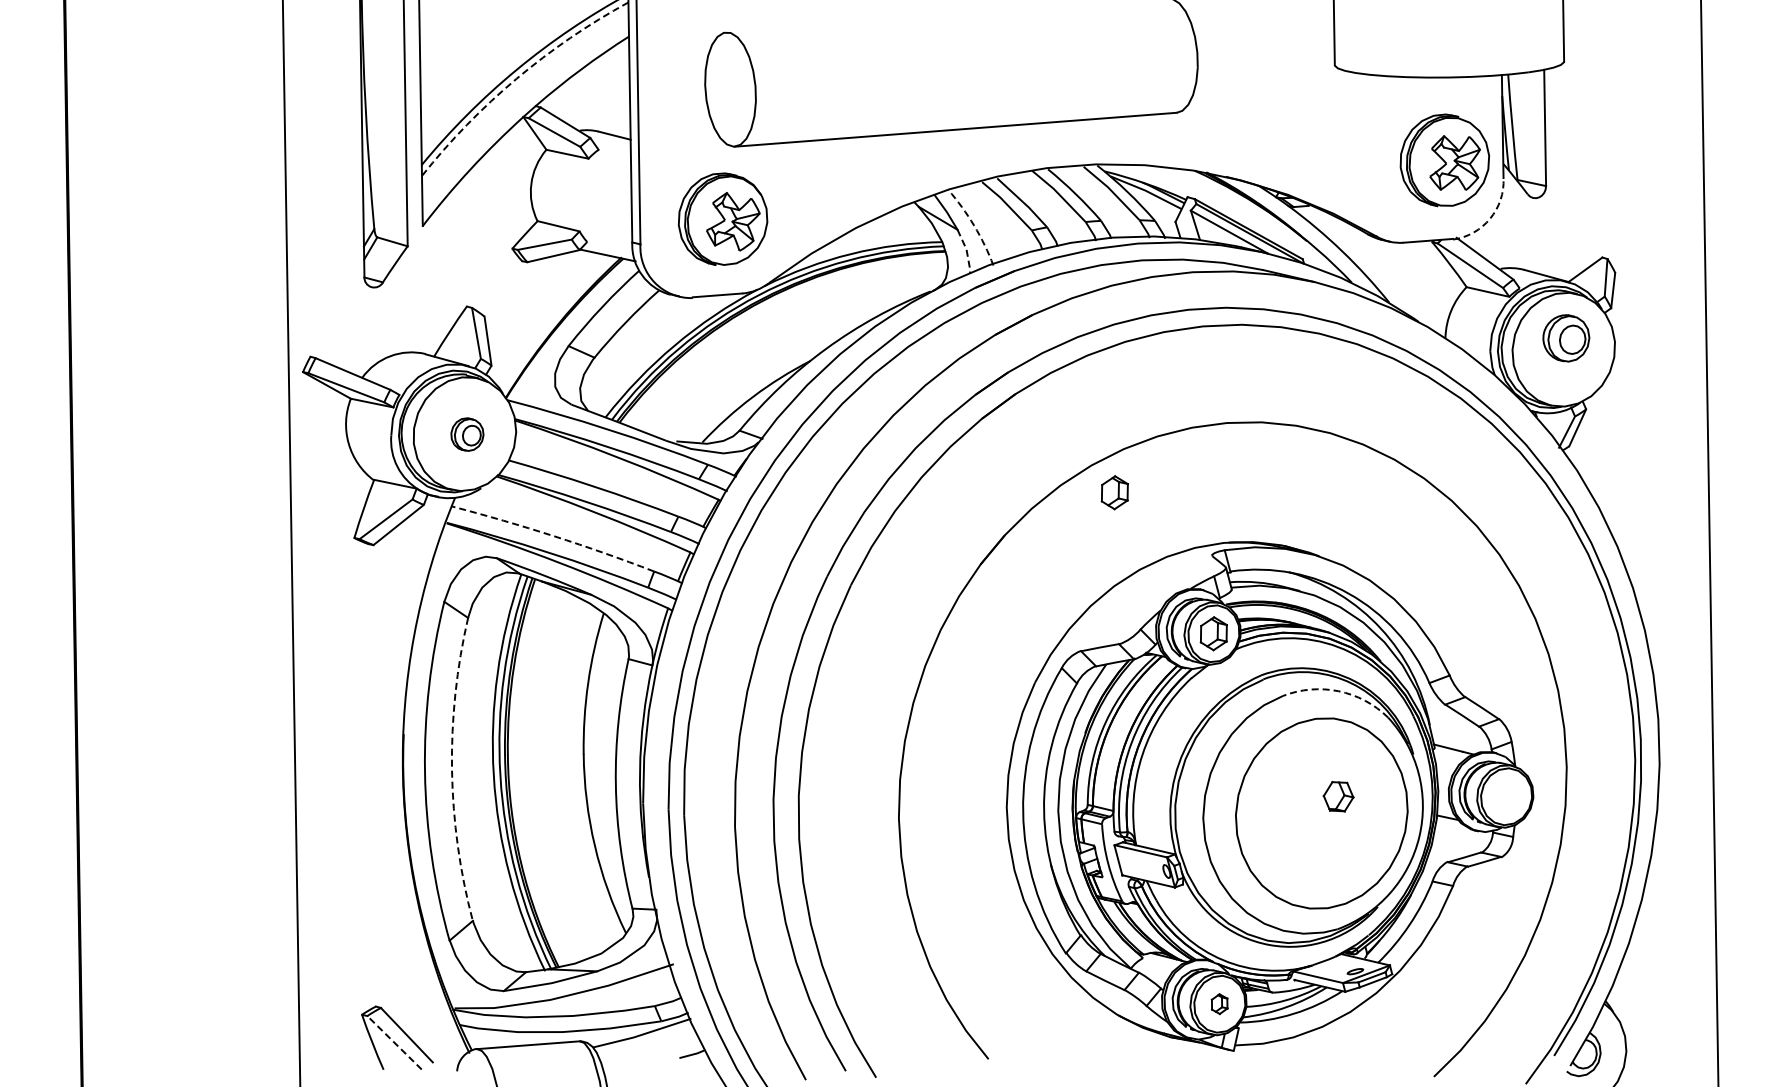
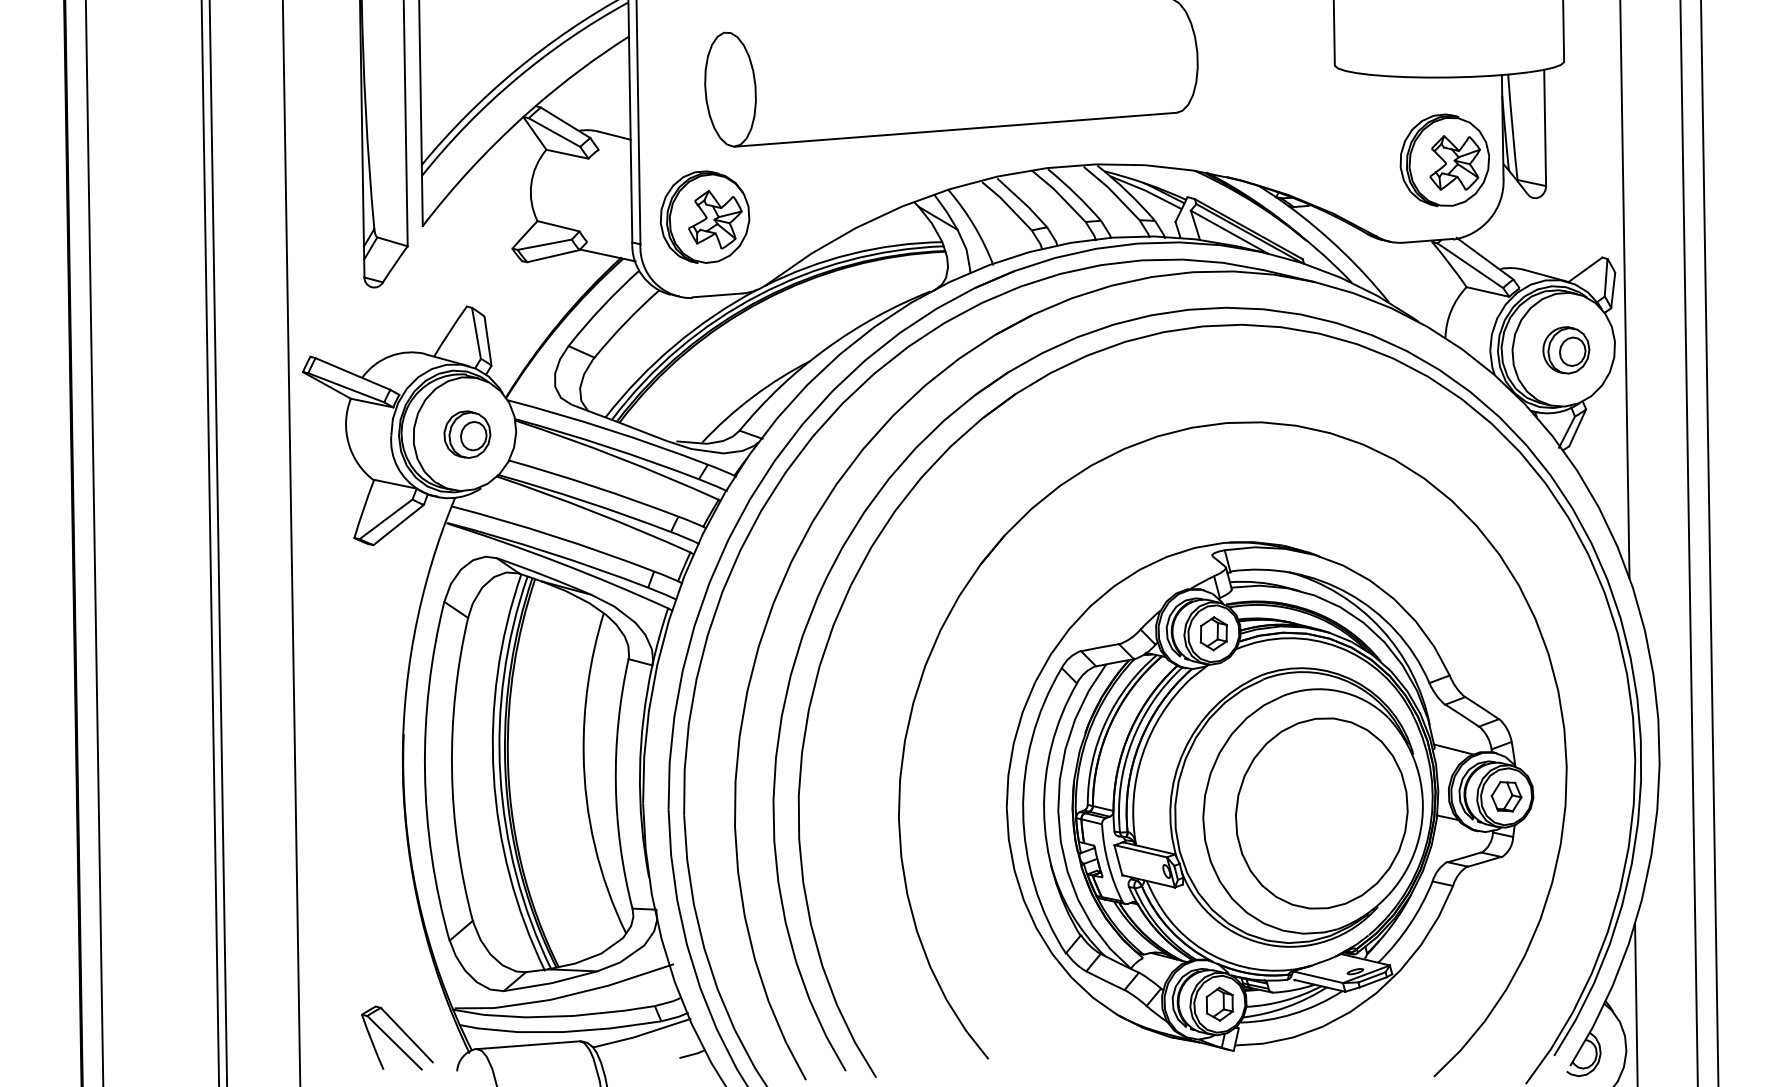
arc: dashed -> solid (516, 78)
part position: (722, 218) -> (704, 216) (704, 216)
arc: dashed -> solid (1490, 218)
arc: dashed -> solid (974, 225)
line: dashed -> solid (966, 251)
line: none -> present (1624, 289)
part position: (1566, 338) -> (1566, 350) (1566, 350)
part size: 35x35 px -> 49x49 px (467, 434)
part: present -> none (1114, 492)
arc: dashed -> solid (554, 536)
line: none -> present (94, 542)
line: none -> present (210, 542)
line: none -> present (218, 542)
line: none -> present (1688, 542)
arc: dashed -> solid (1338, 691)
arc: dashed -> solid (452, 770)
part position: (1338, 796) -> (1506, 796) (1506, 796)
line: none -> present (1636, 1003)
part size: 19x23 px -> 29x36 px (1219, 1003)
line: dashed -> solid (394, 1042)
